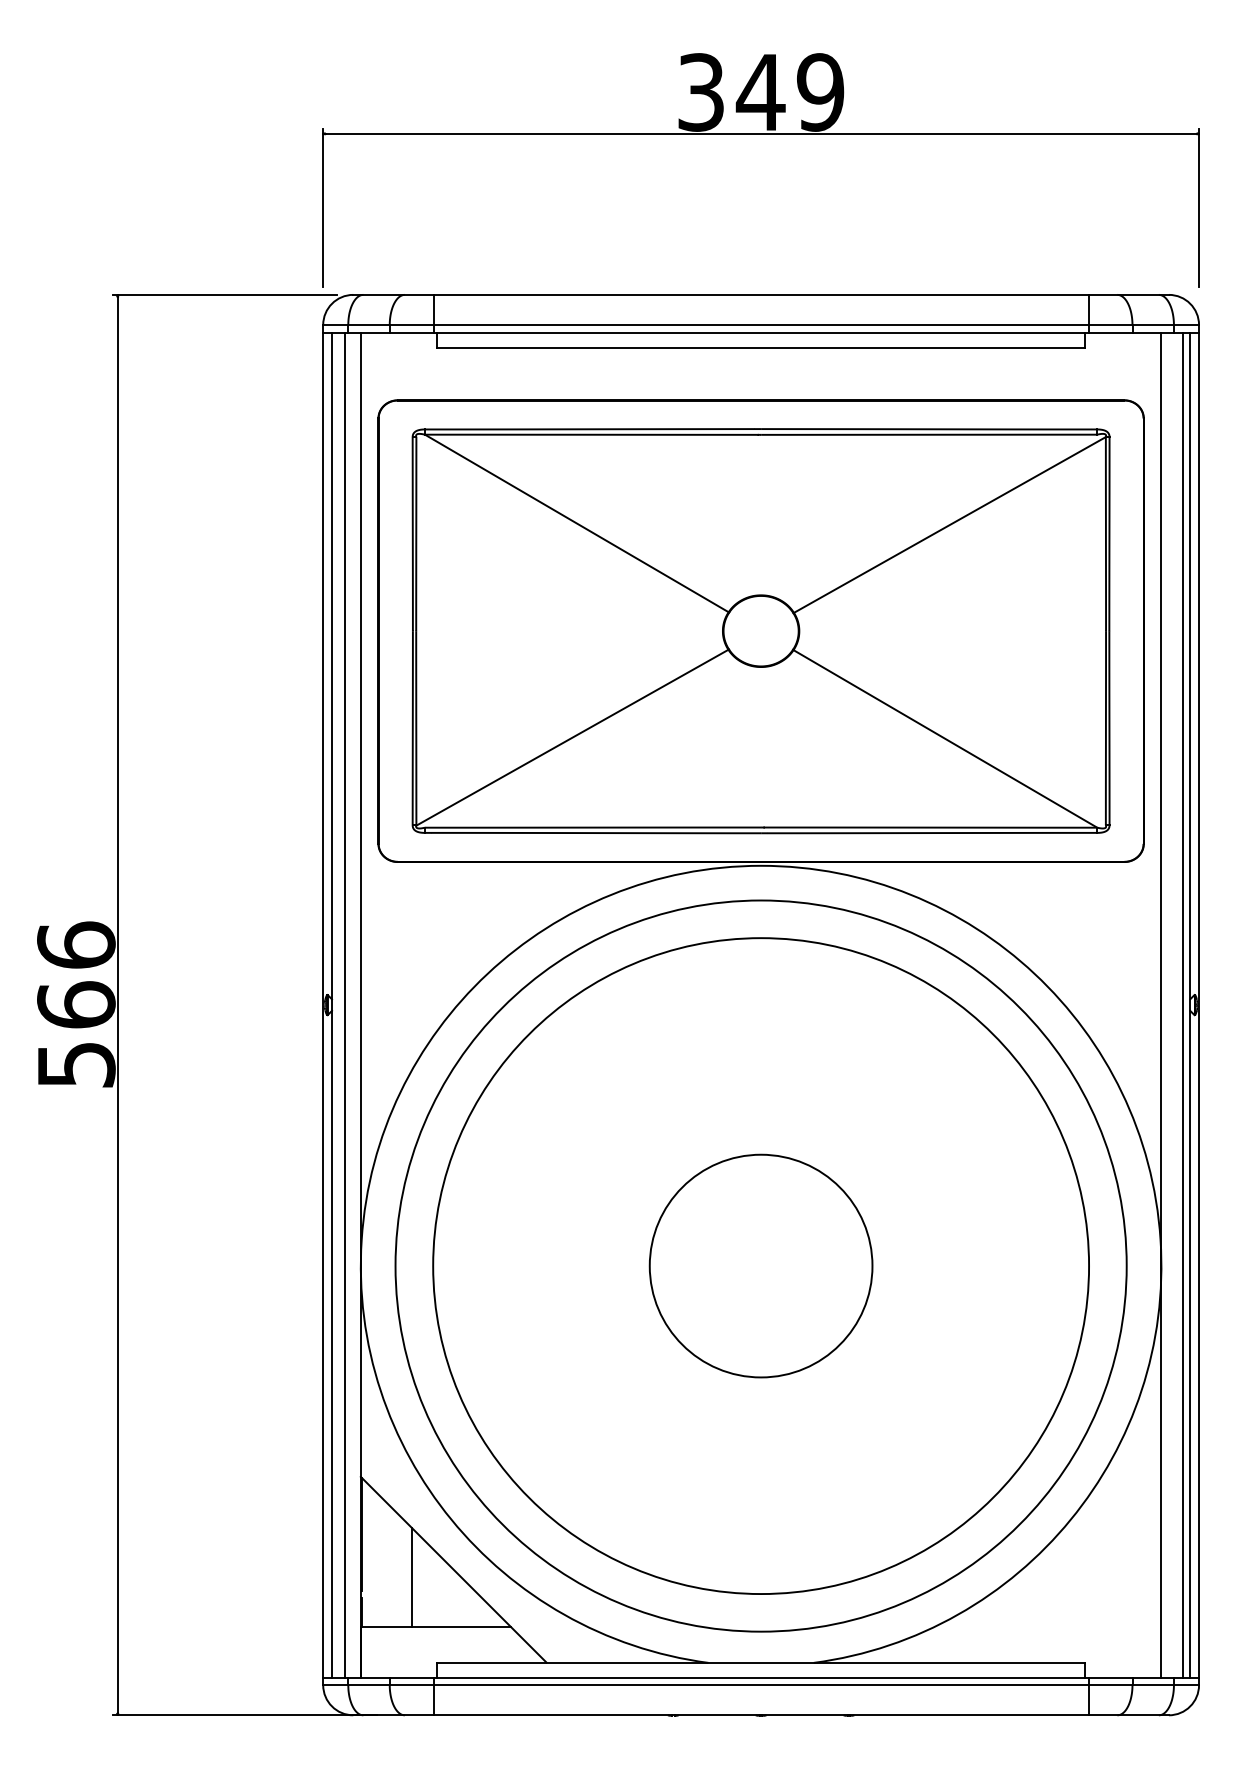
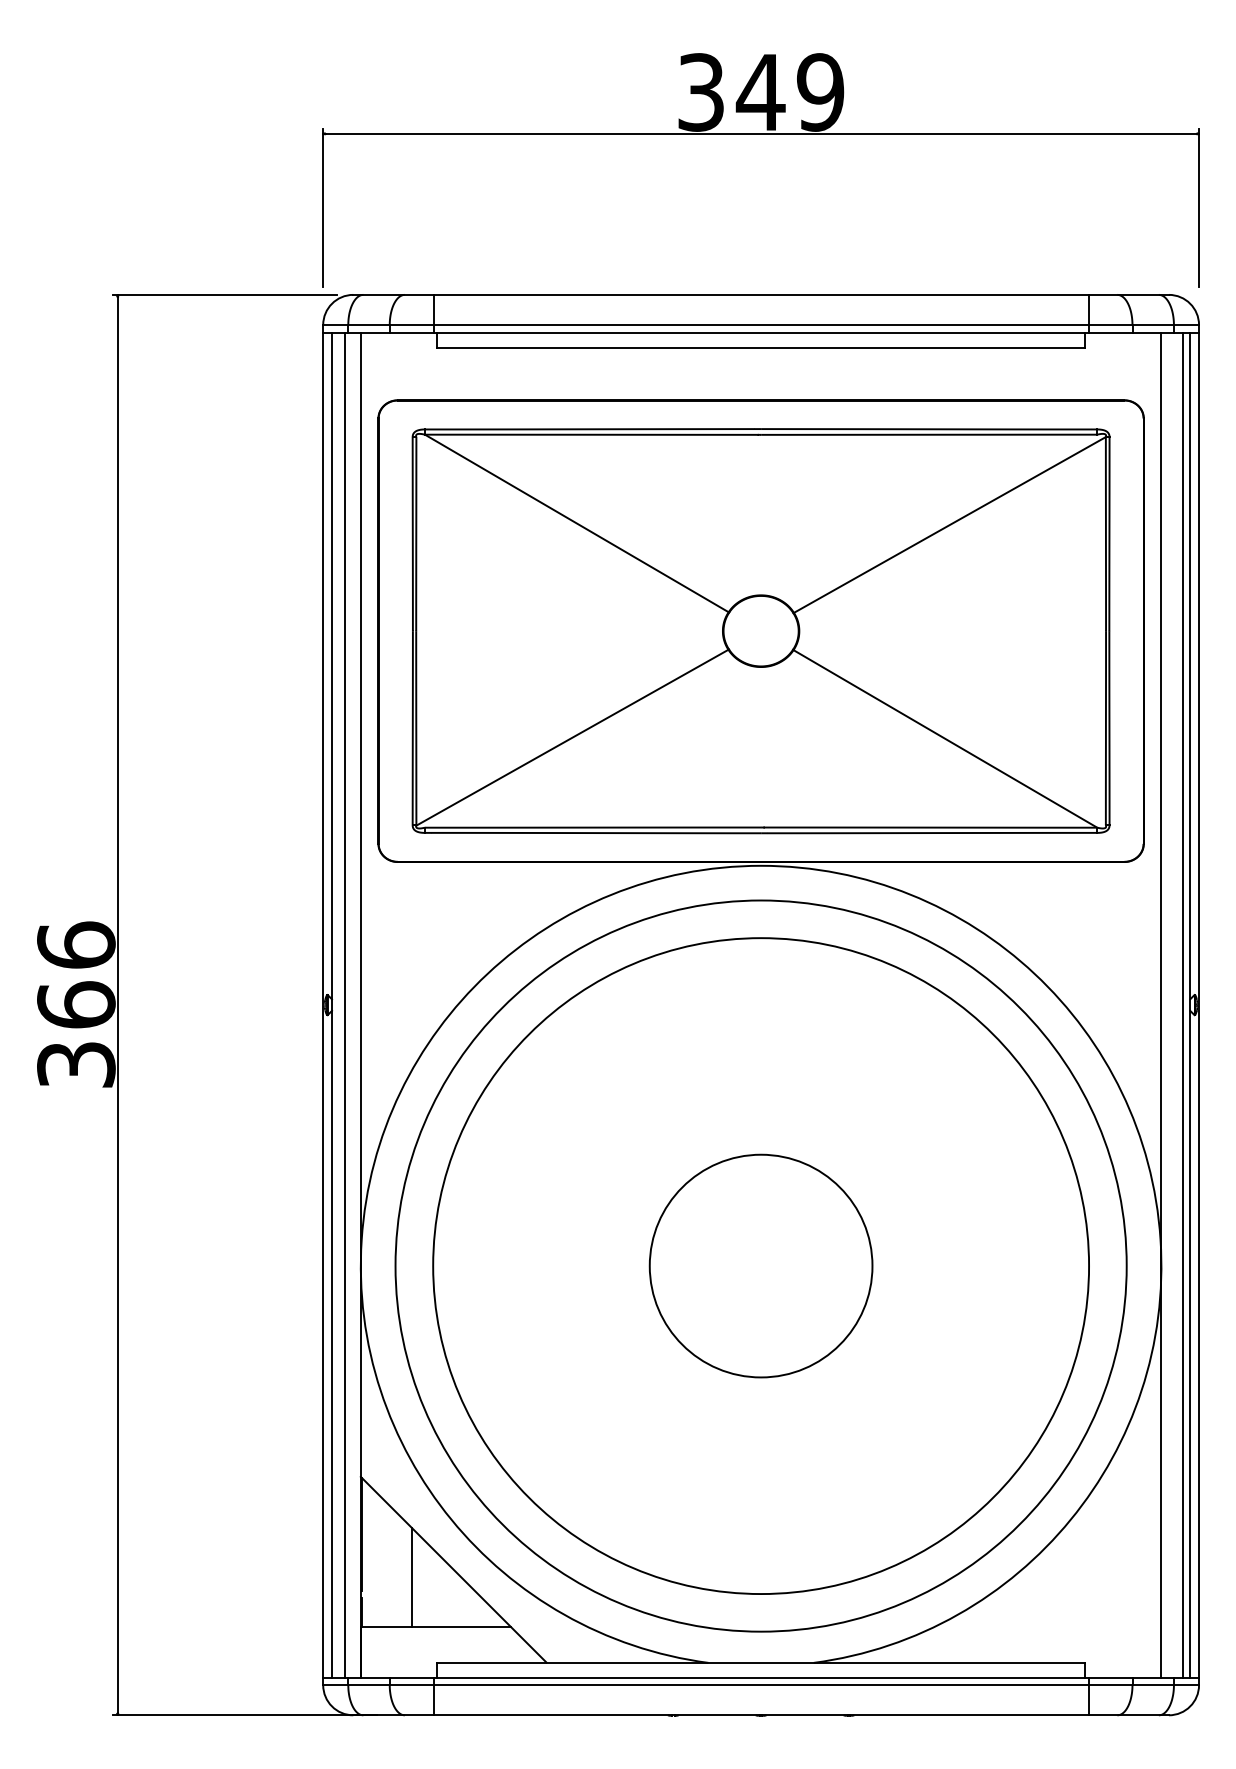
text: 566 -> 366 (76, 1064)
